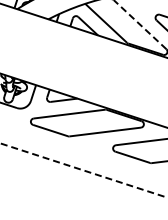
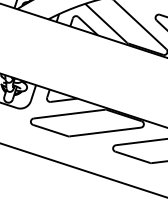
line: dashed -> solid (139, 24)
line: dashed -> solid (83, 170)
